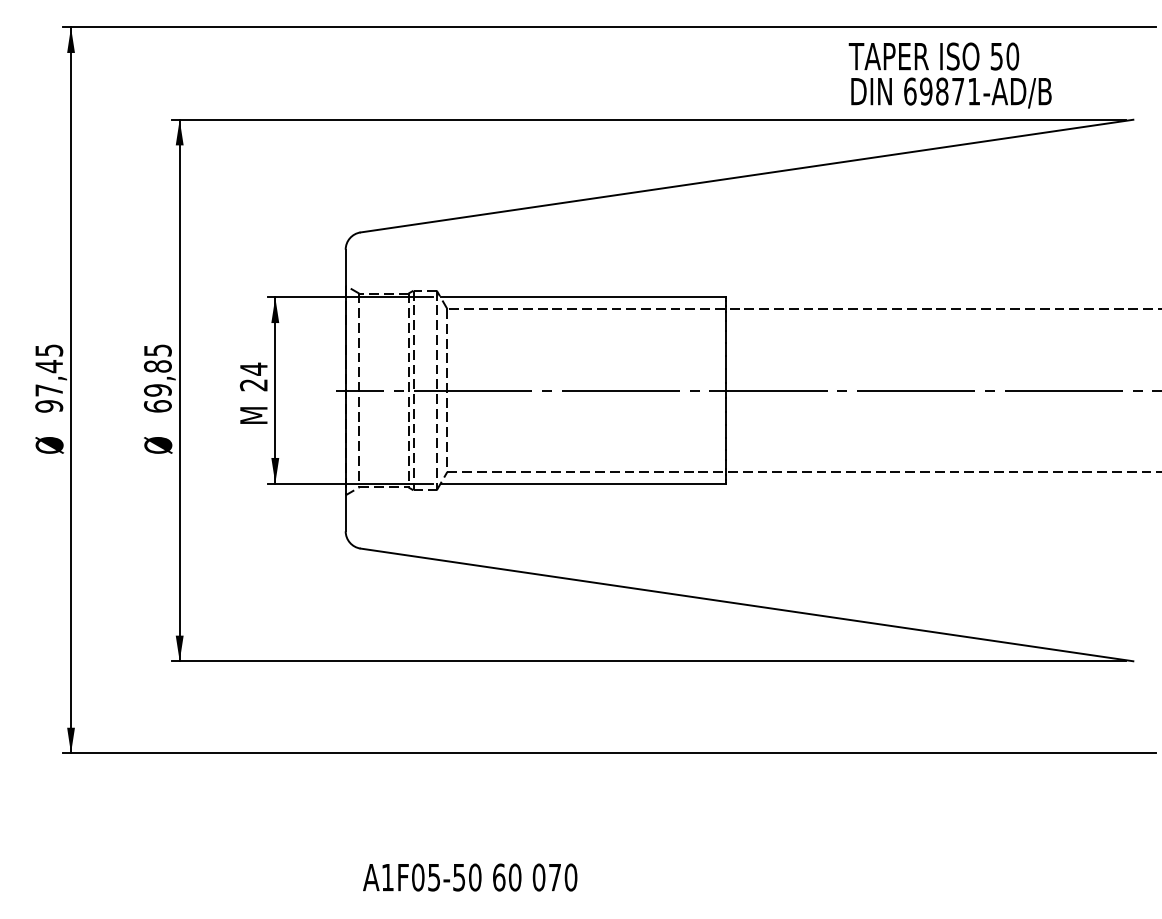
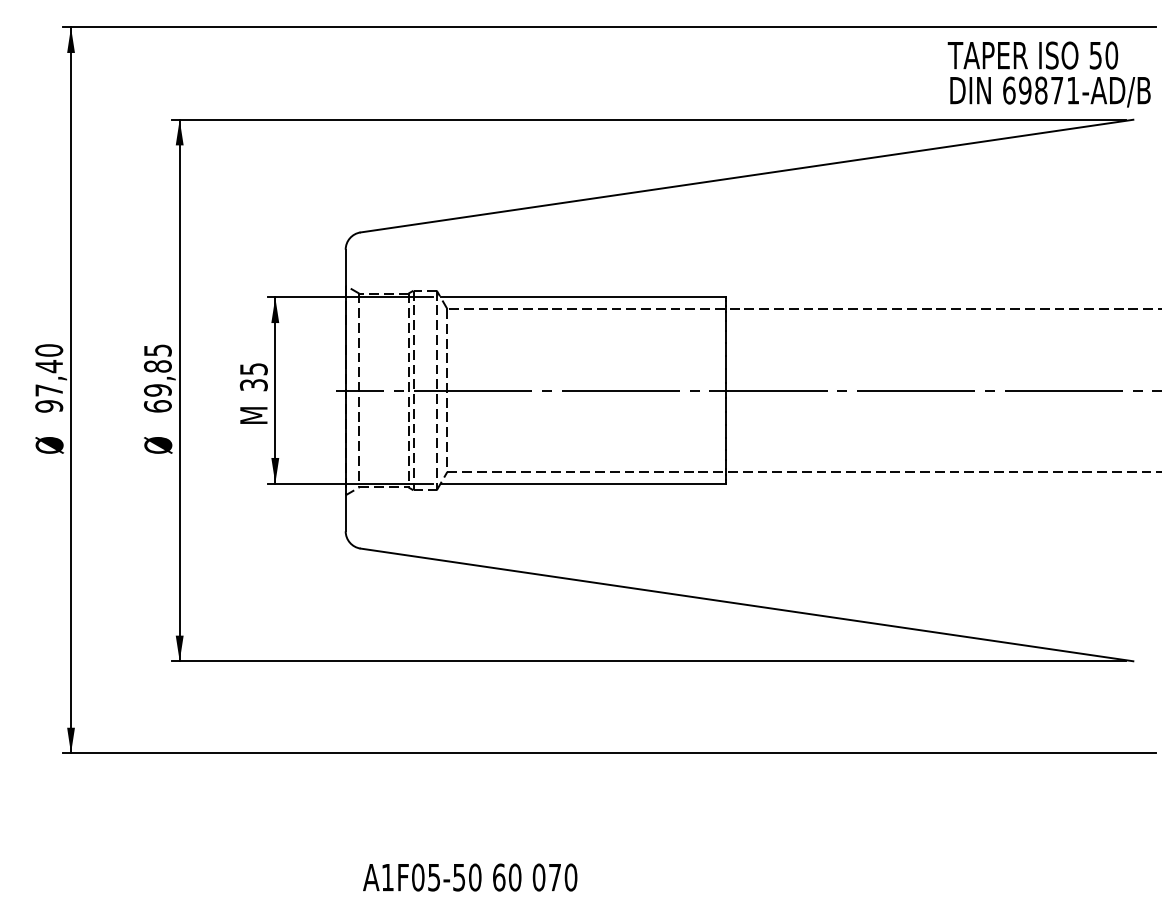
text position: (949, 75) -> (1048, 74) (1048, 74)
text: 97,45 -> 97,40 (49, 350)
text: 24 -> 35 (253, 376)
